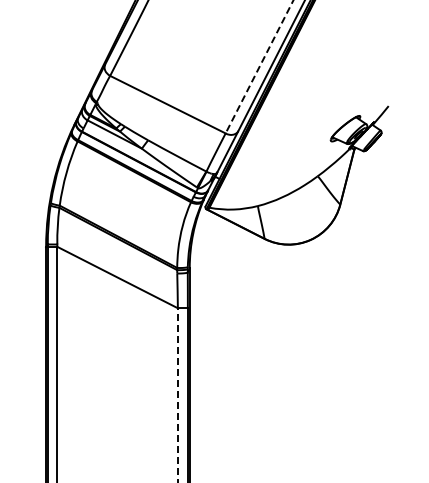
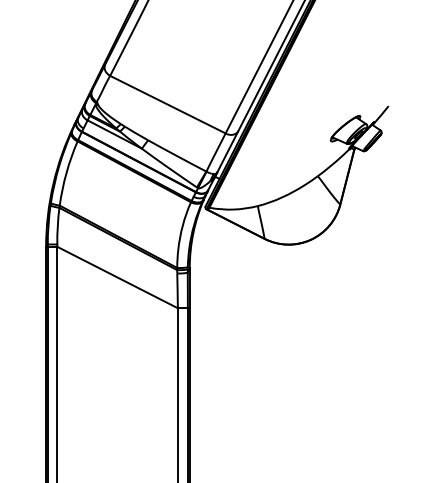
line: dashed -> solid (259, 67)
line: dashed -> solid (177, 395)
